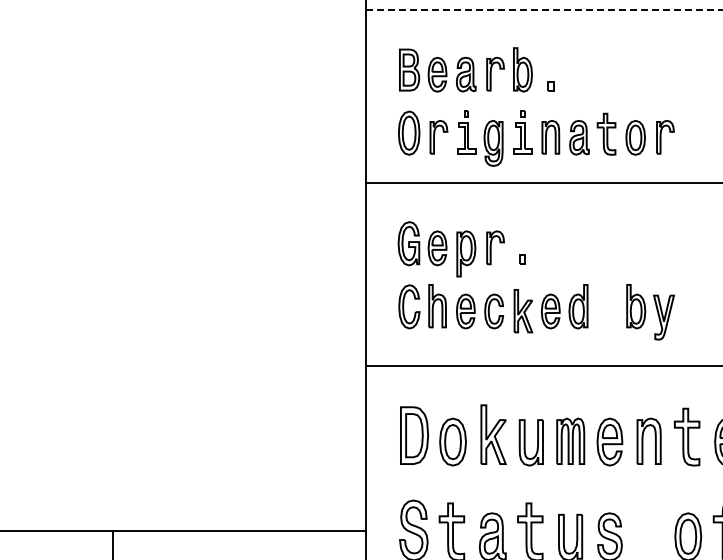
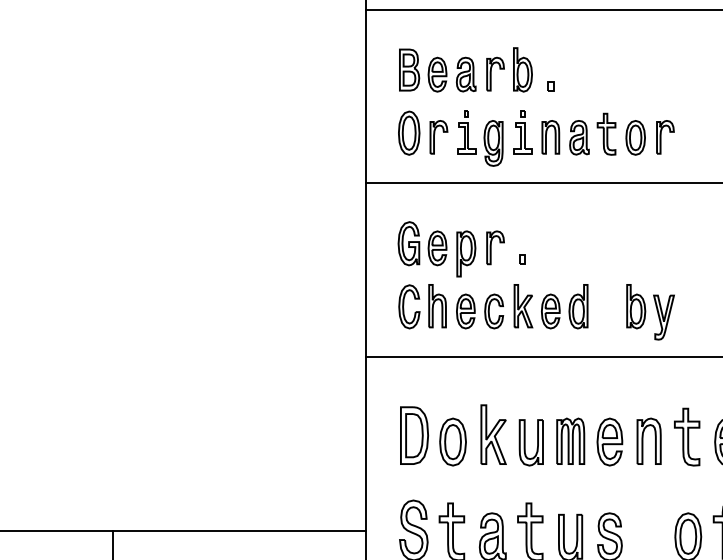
line: dashed -> solid (544, 9)
part position: (523, 311) -> (523, 306) (523, 306)
line position: (542, 366) -> (542, 357) (542, 357)
